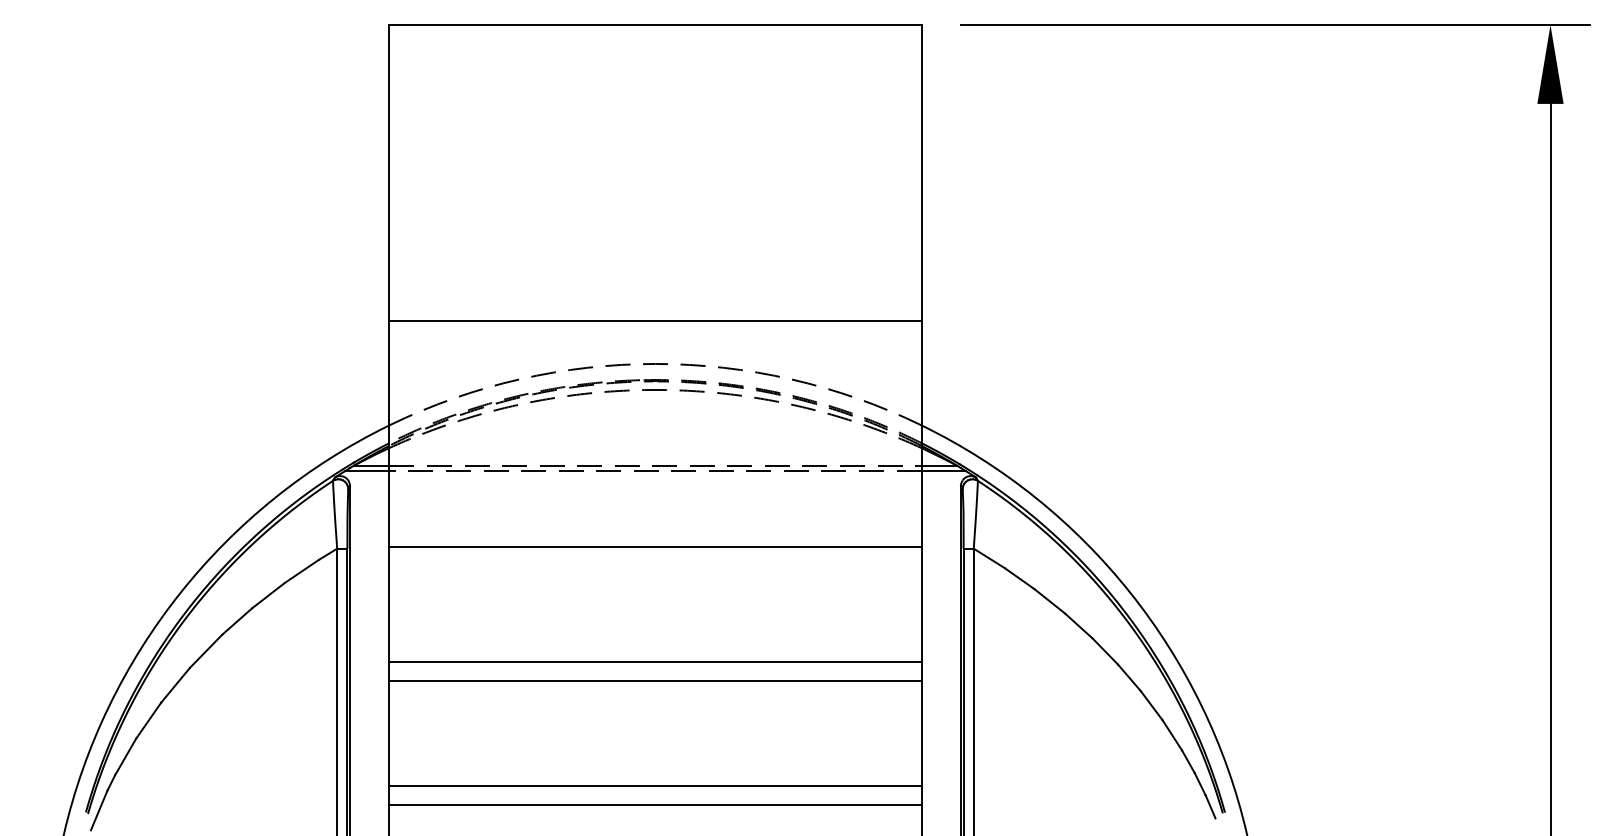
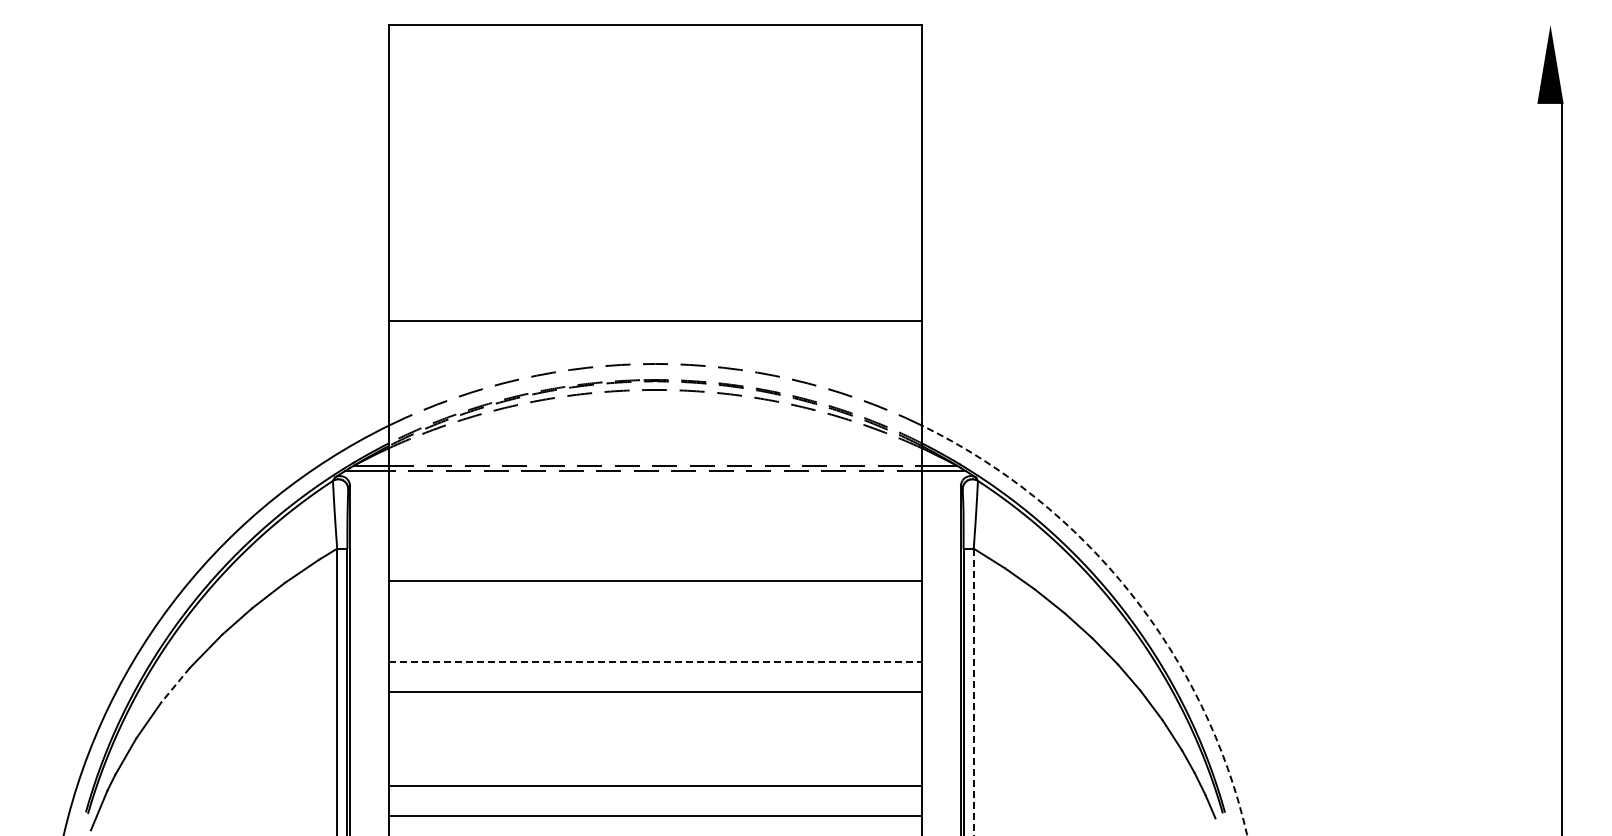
line: present -> none (1274, 25)
line position: (1550, 467) -> (1561, 467) (1561, 467)
line position: (655, 547) -> (655, 581) (655, 581)
arc: solid -> dashed (1130, 593)
line: solid -> dashed (655, 661)
line position: (655, 681) -> (655, 692) (655, 692)
line: solid -> dashed (175, 685)
line: solid -> dashed (973, 692)
line position: (655, 805) -> (655, 816) (655, 816)
